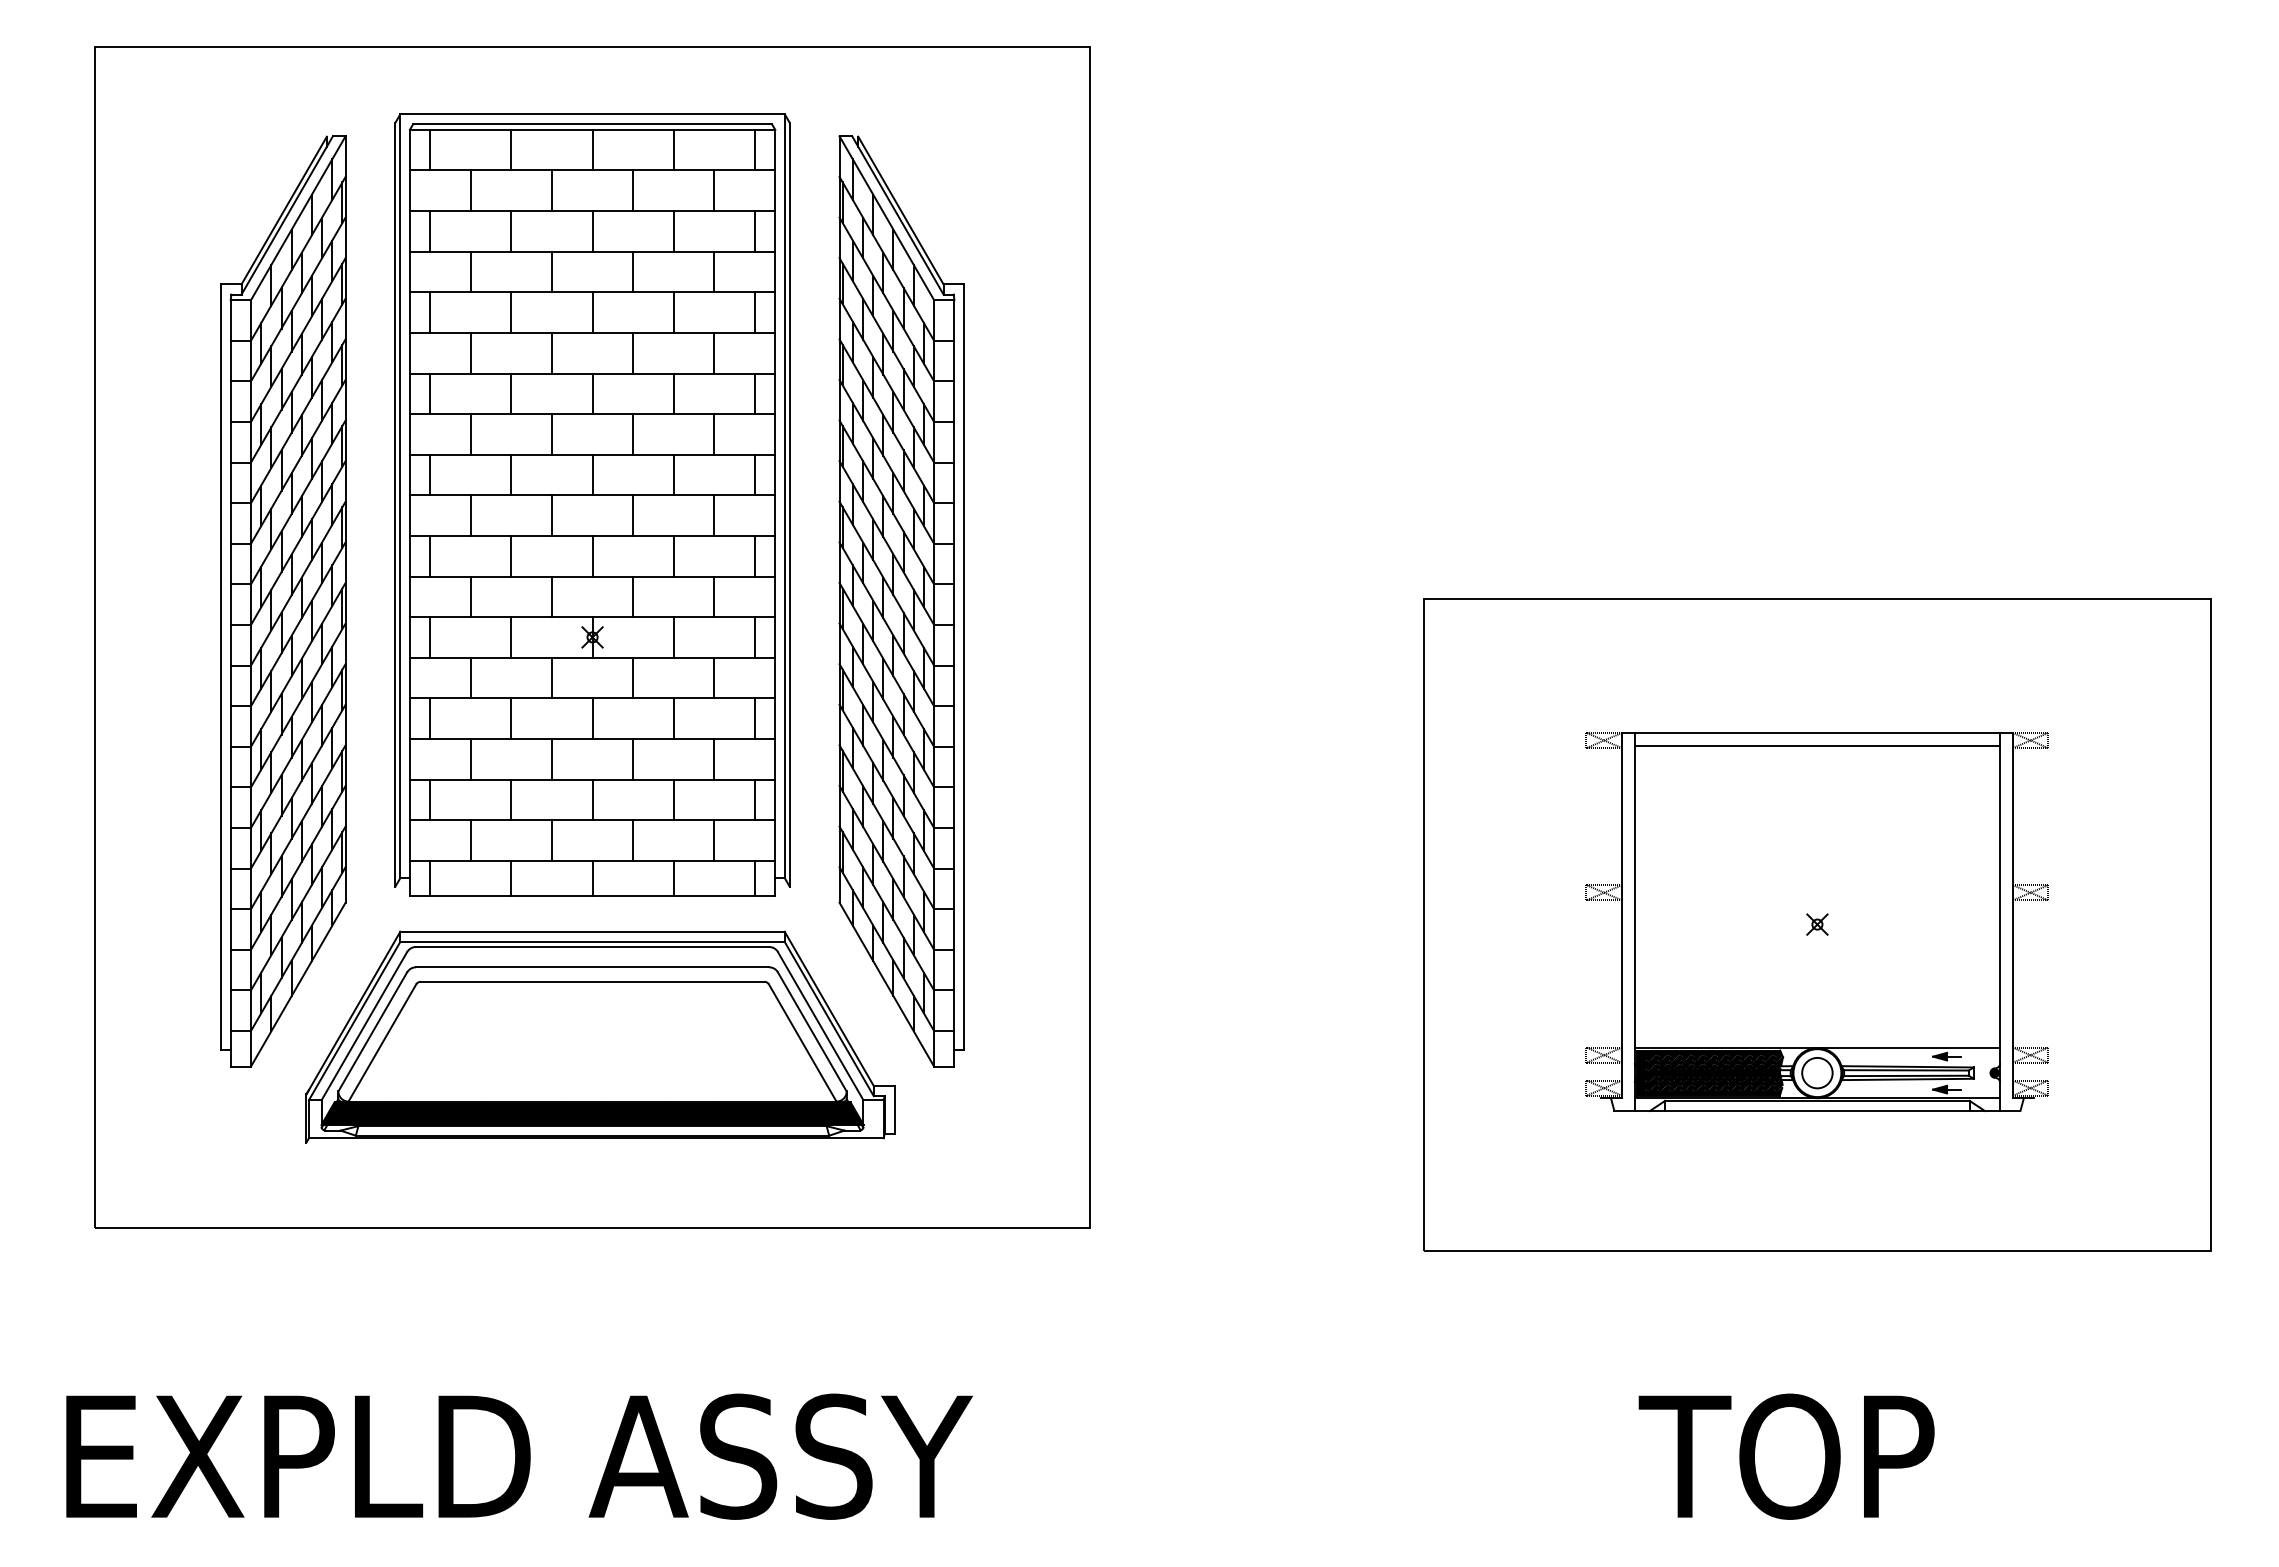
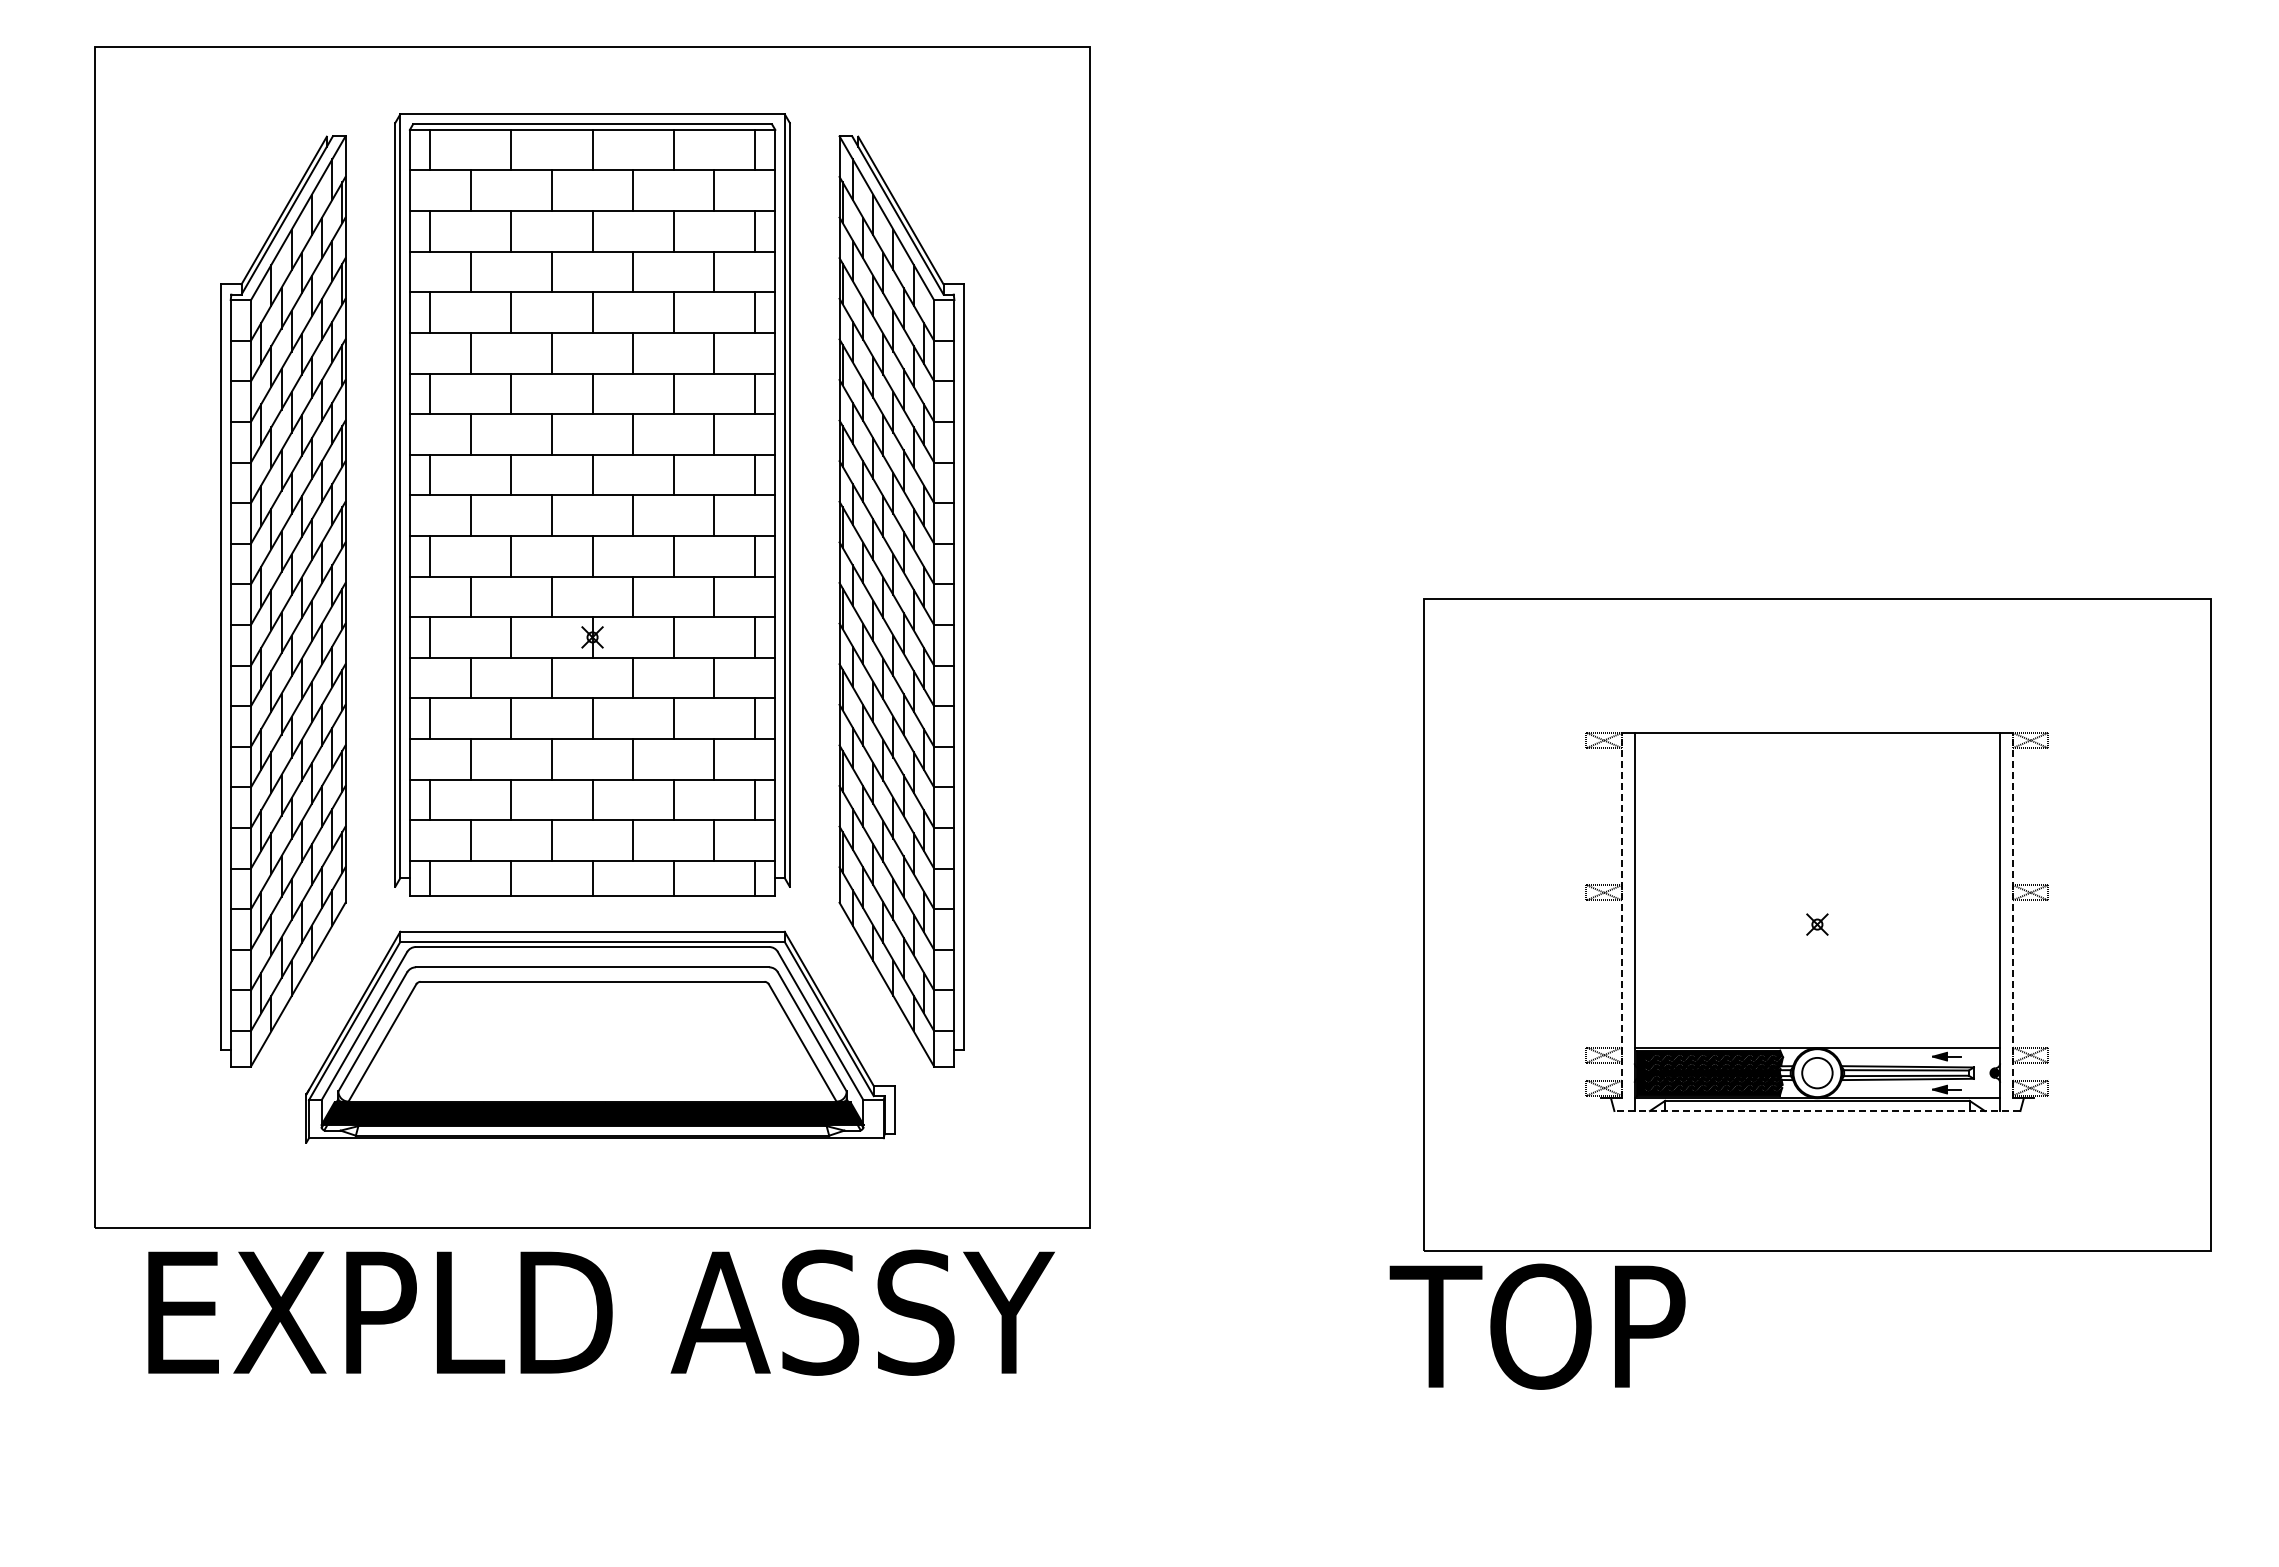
line: present -> none (1817, 745)
line: solid -> dashed (1622, 915)
line: solid -> dashed (2012, 915)
line: solid -> dashed (1816, 1111)
text position: (519, 1456) -> (601, 1312) (601, 1312)
text position: (1786, 1456) -> (1537, 1326) (1537, 1326)
